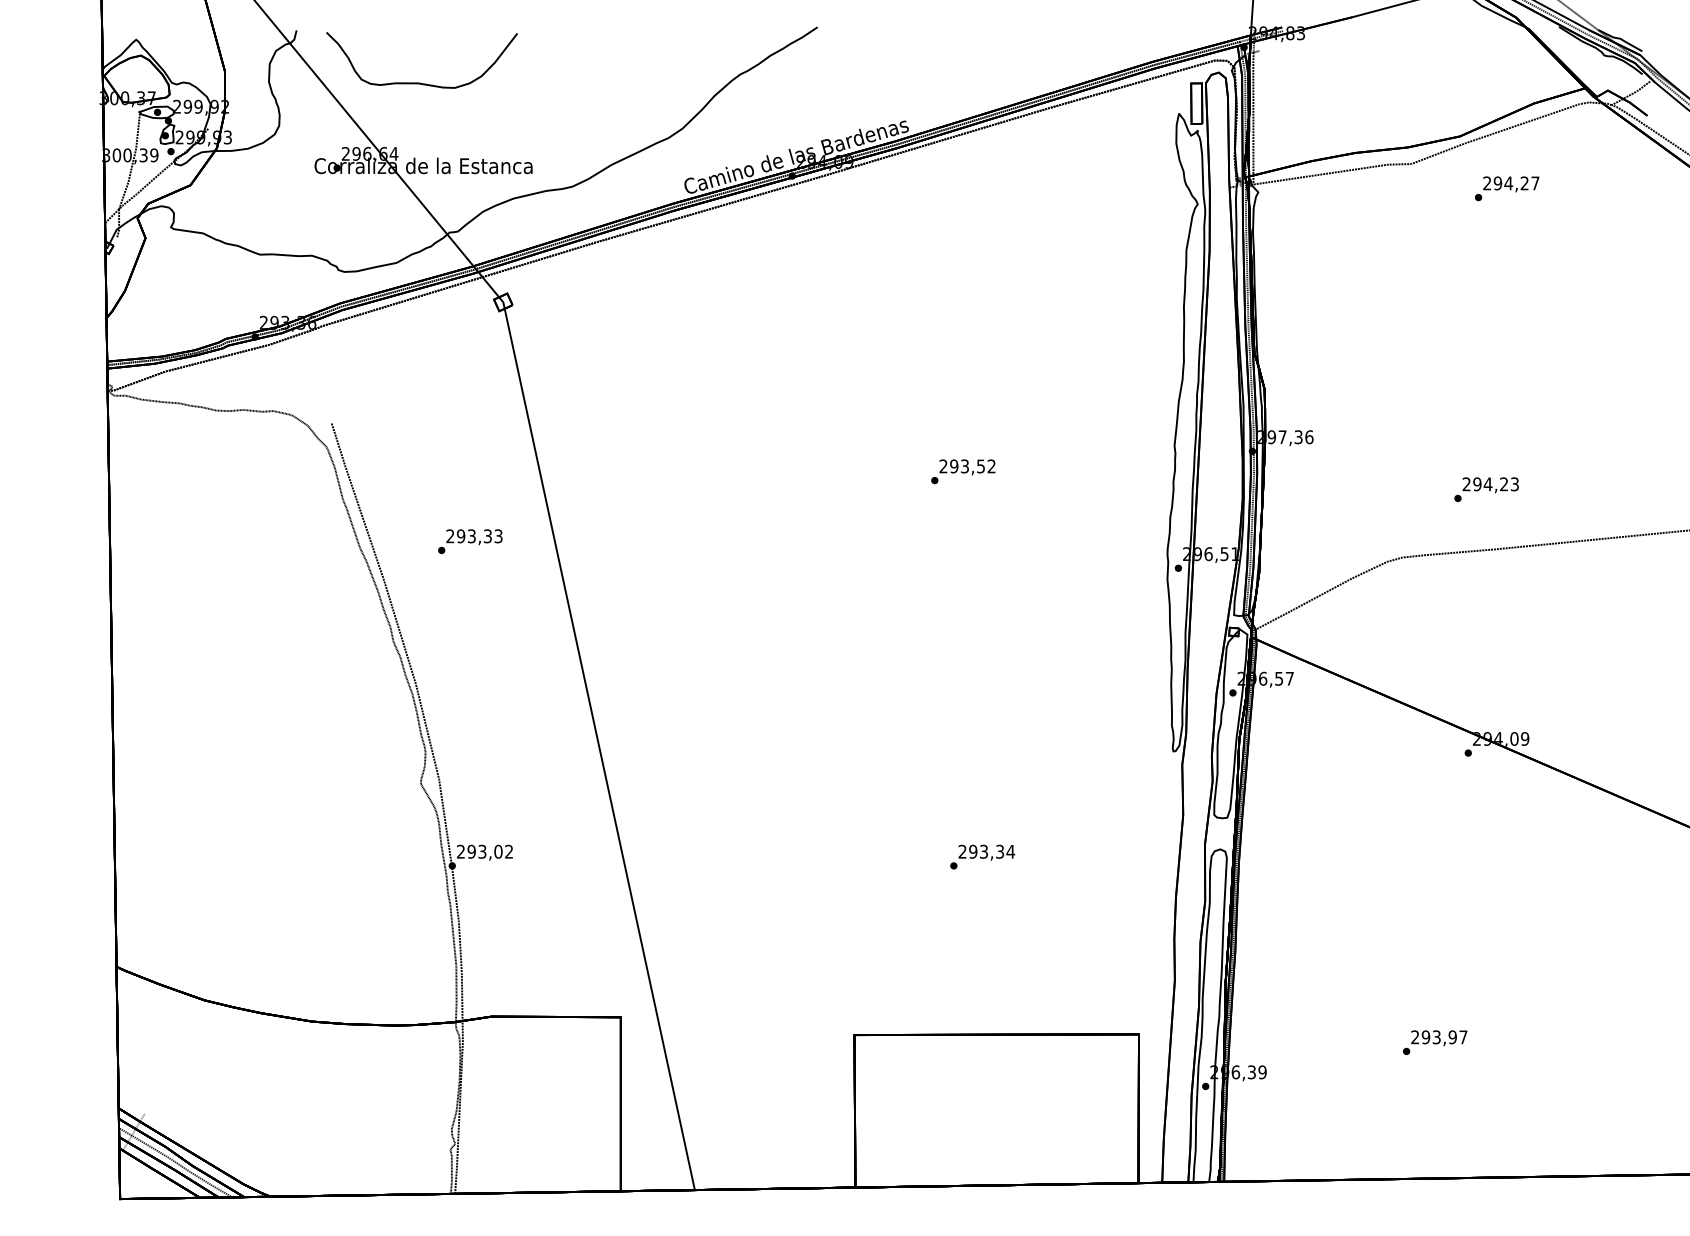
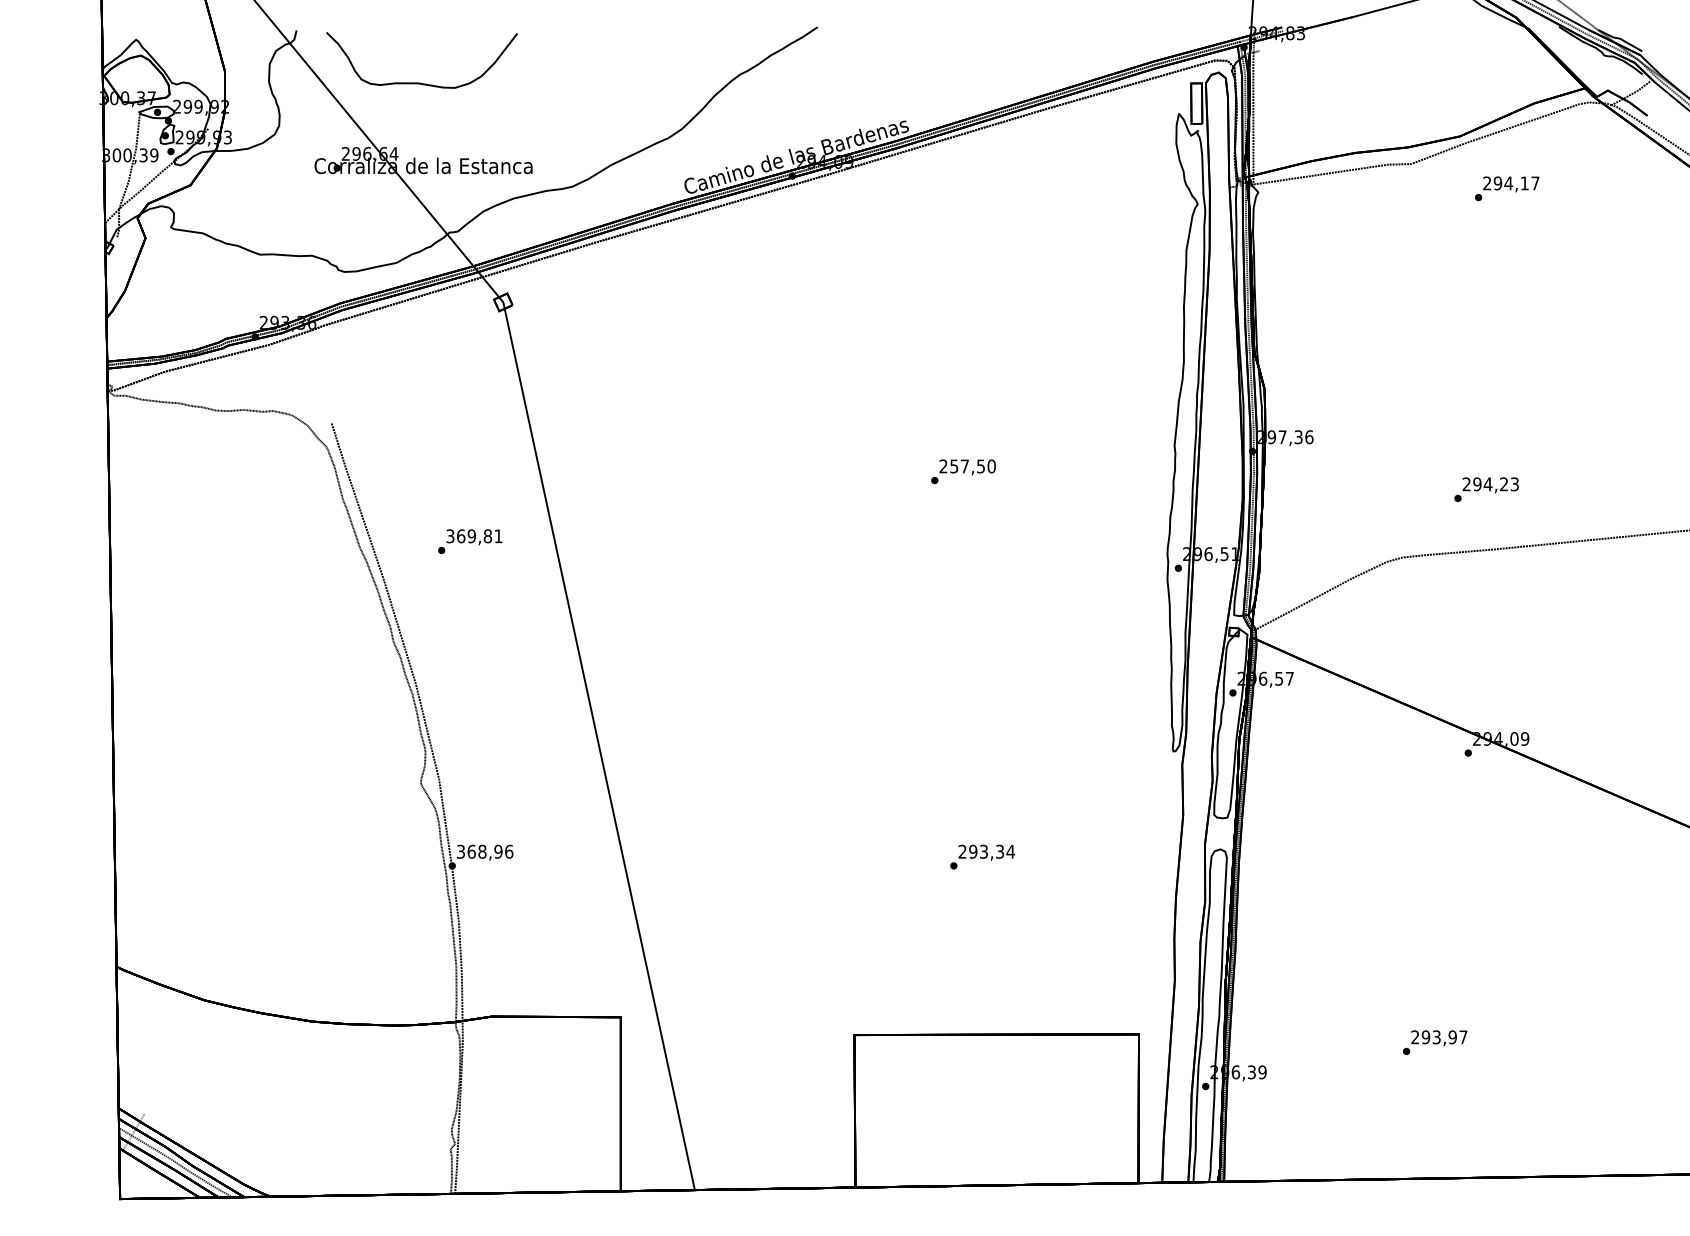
text: 294,27 -> 294,17 (1524, 183)
text: 293,52 -> 257,50 (972, 466)
text: 293,33 -> 369,81 (474, 536)
text: 293,02 -> 368,96 (485, 851)
